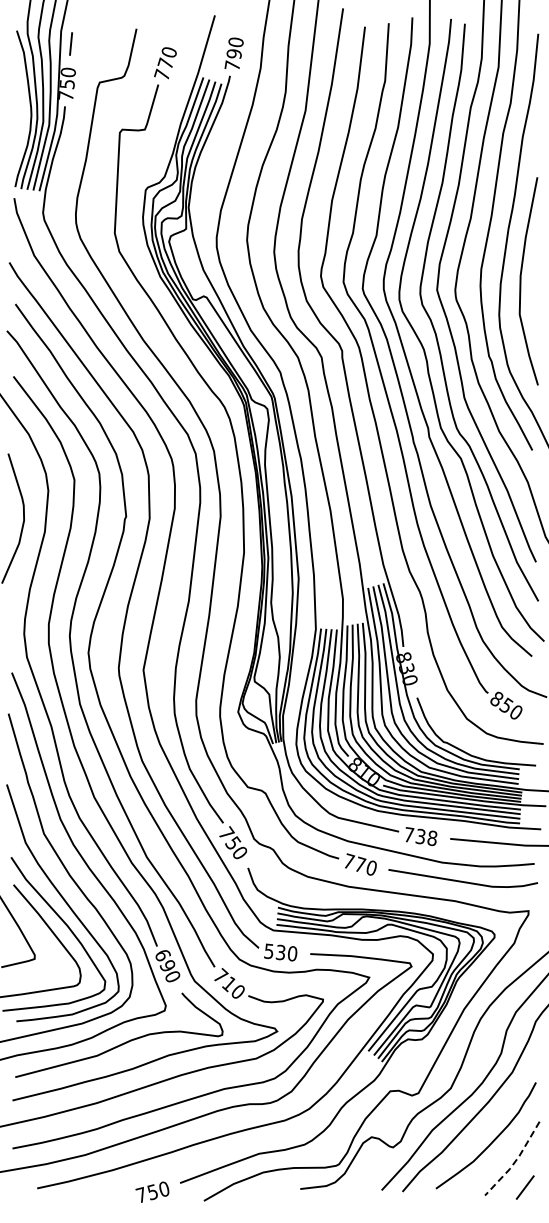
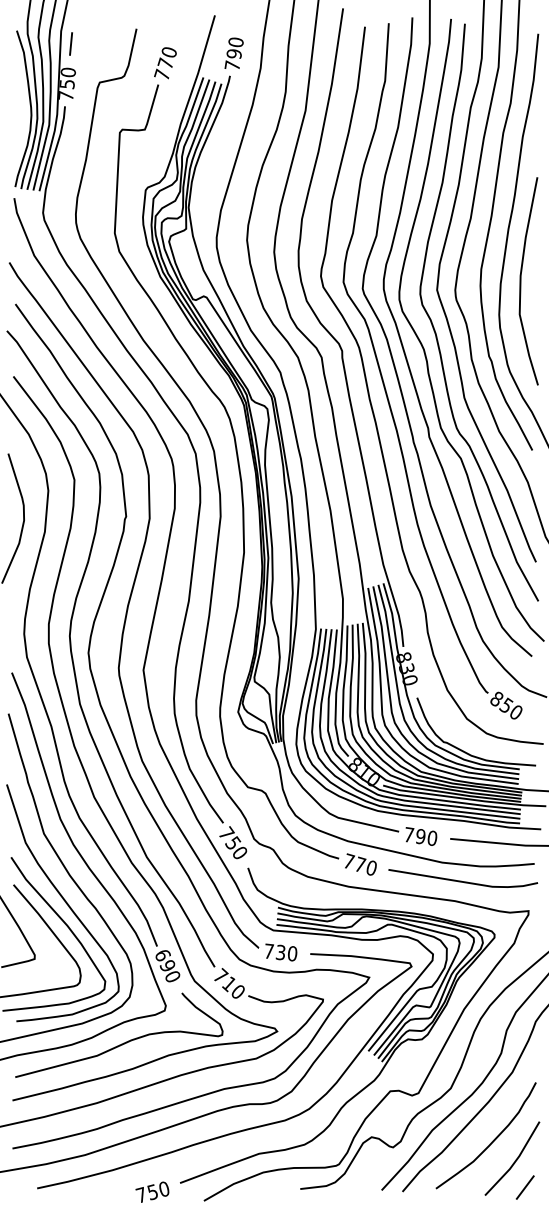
text: 738 -> 790 (426, 836)
text: 530 -> 730 (269, 951)
line: dashed -> solid (515, 1161)
